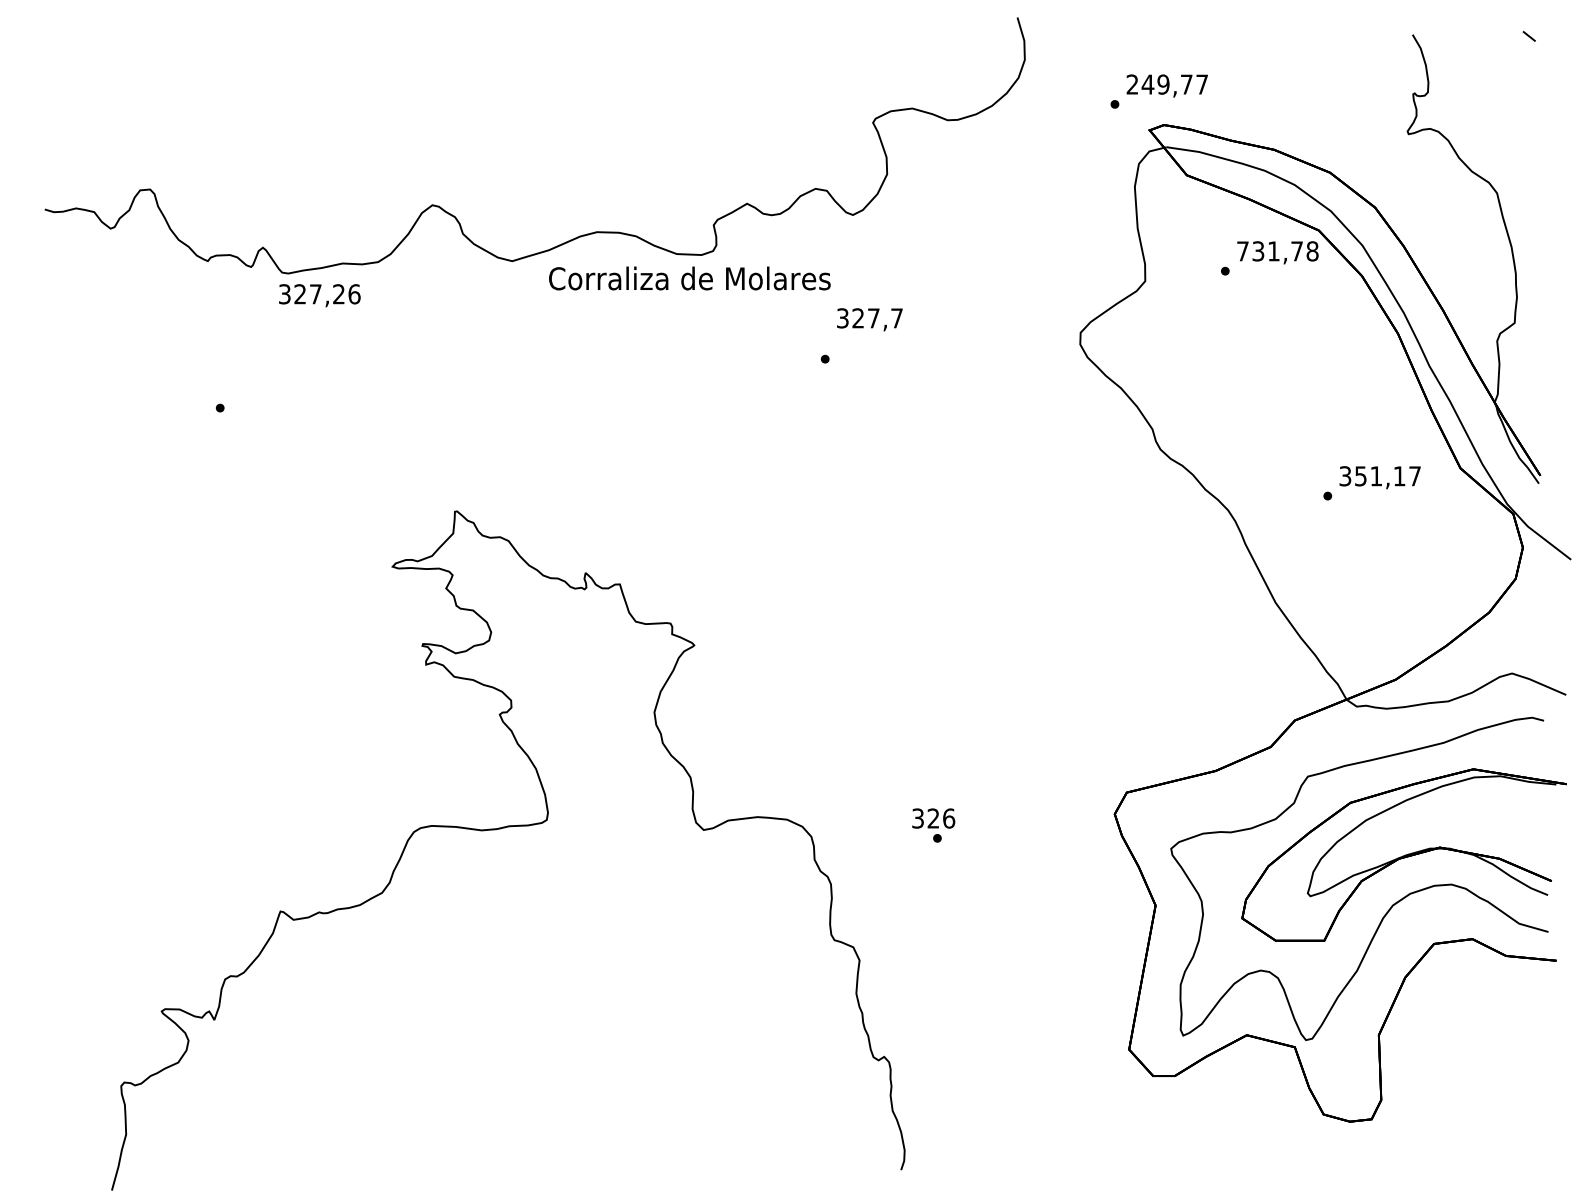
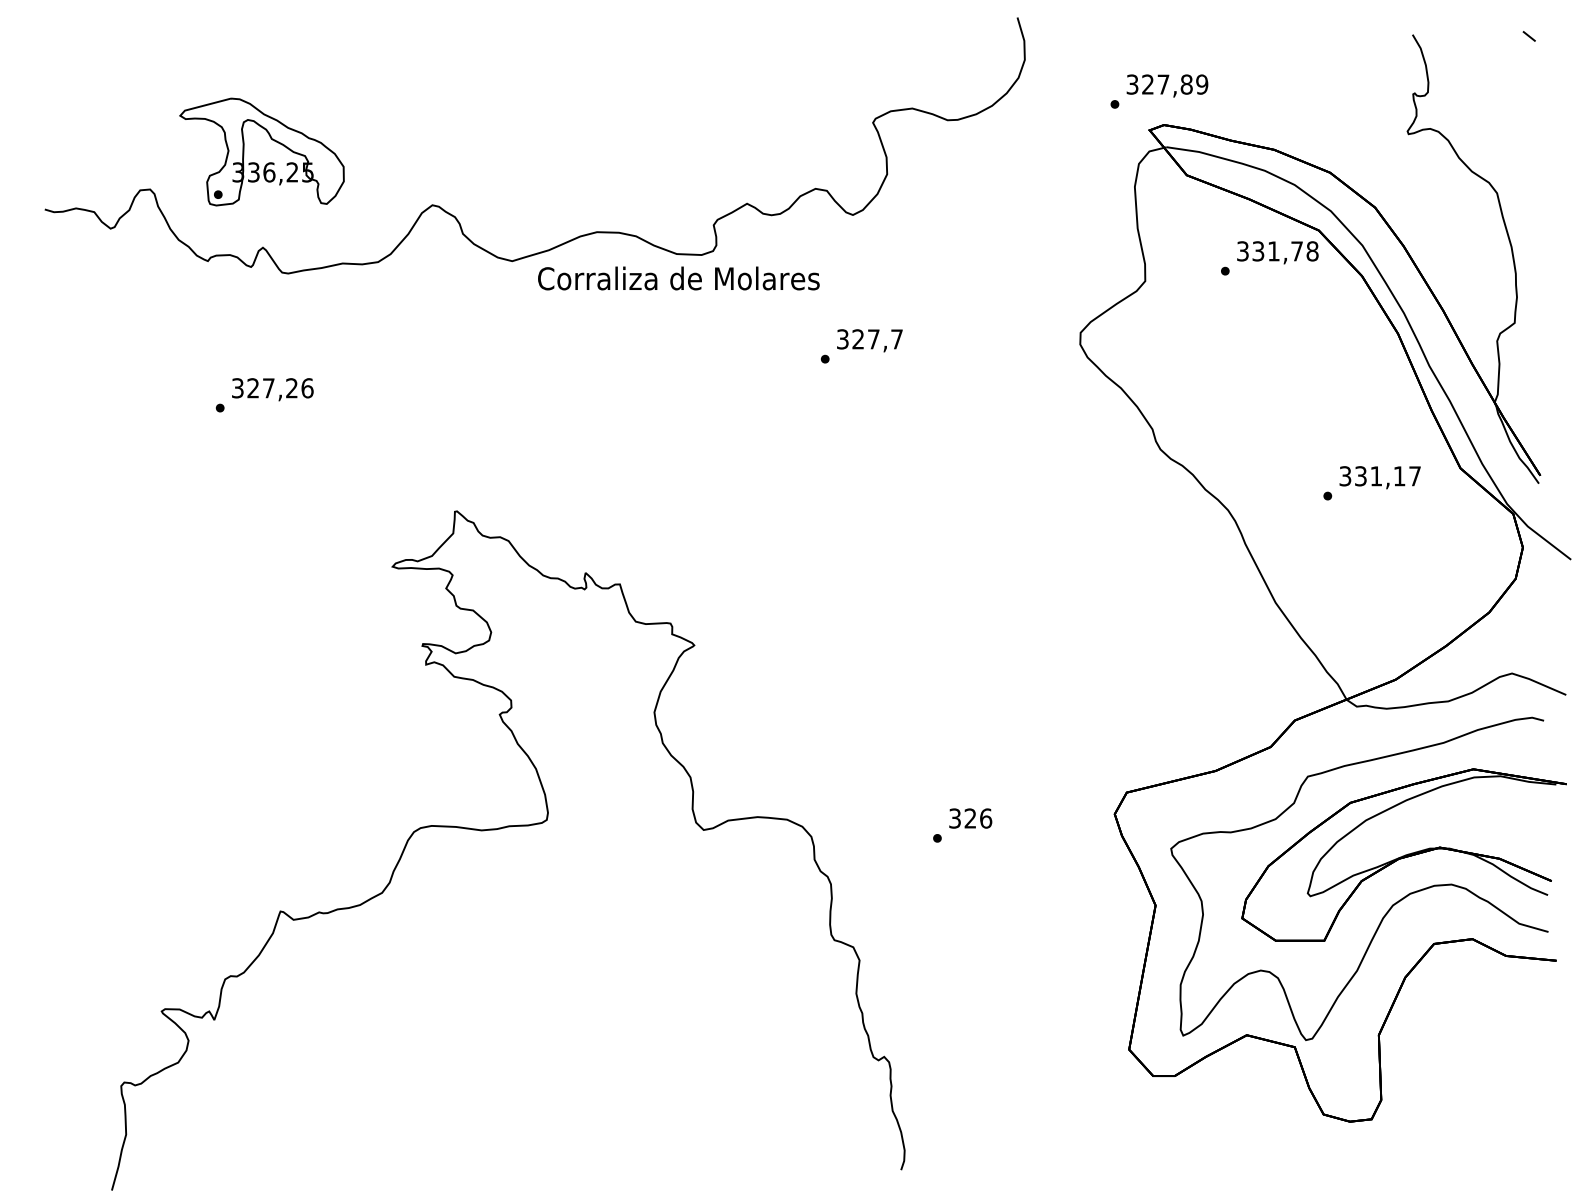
text: 249,77 -> 327,89 (1167, 84)
part: none -> present (255, 162)
text: 731,78 -> 331,78 (1242, 251)
text position: (689, 278) -> (678, 278) (678, 278)
text position: (319, 295) -> (272, 389) (272, 389)
text position: (869, 319) -> (869, 340) (869, 340)
text: 351,17 -> 331,17 (1360, 475)
text position: (933, 818) -> (970, 818) (970, 818)
